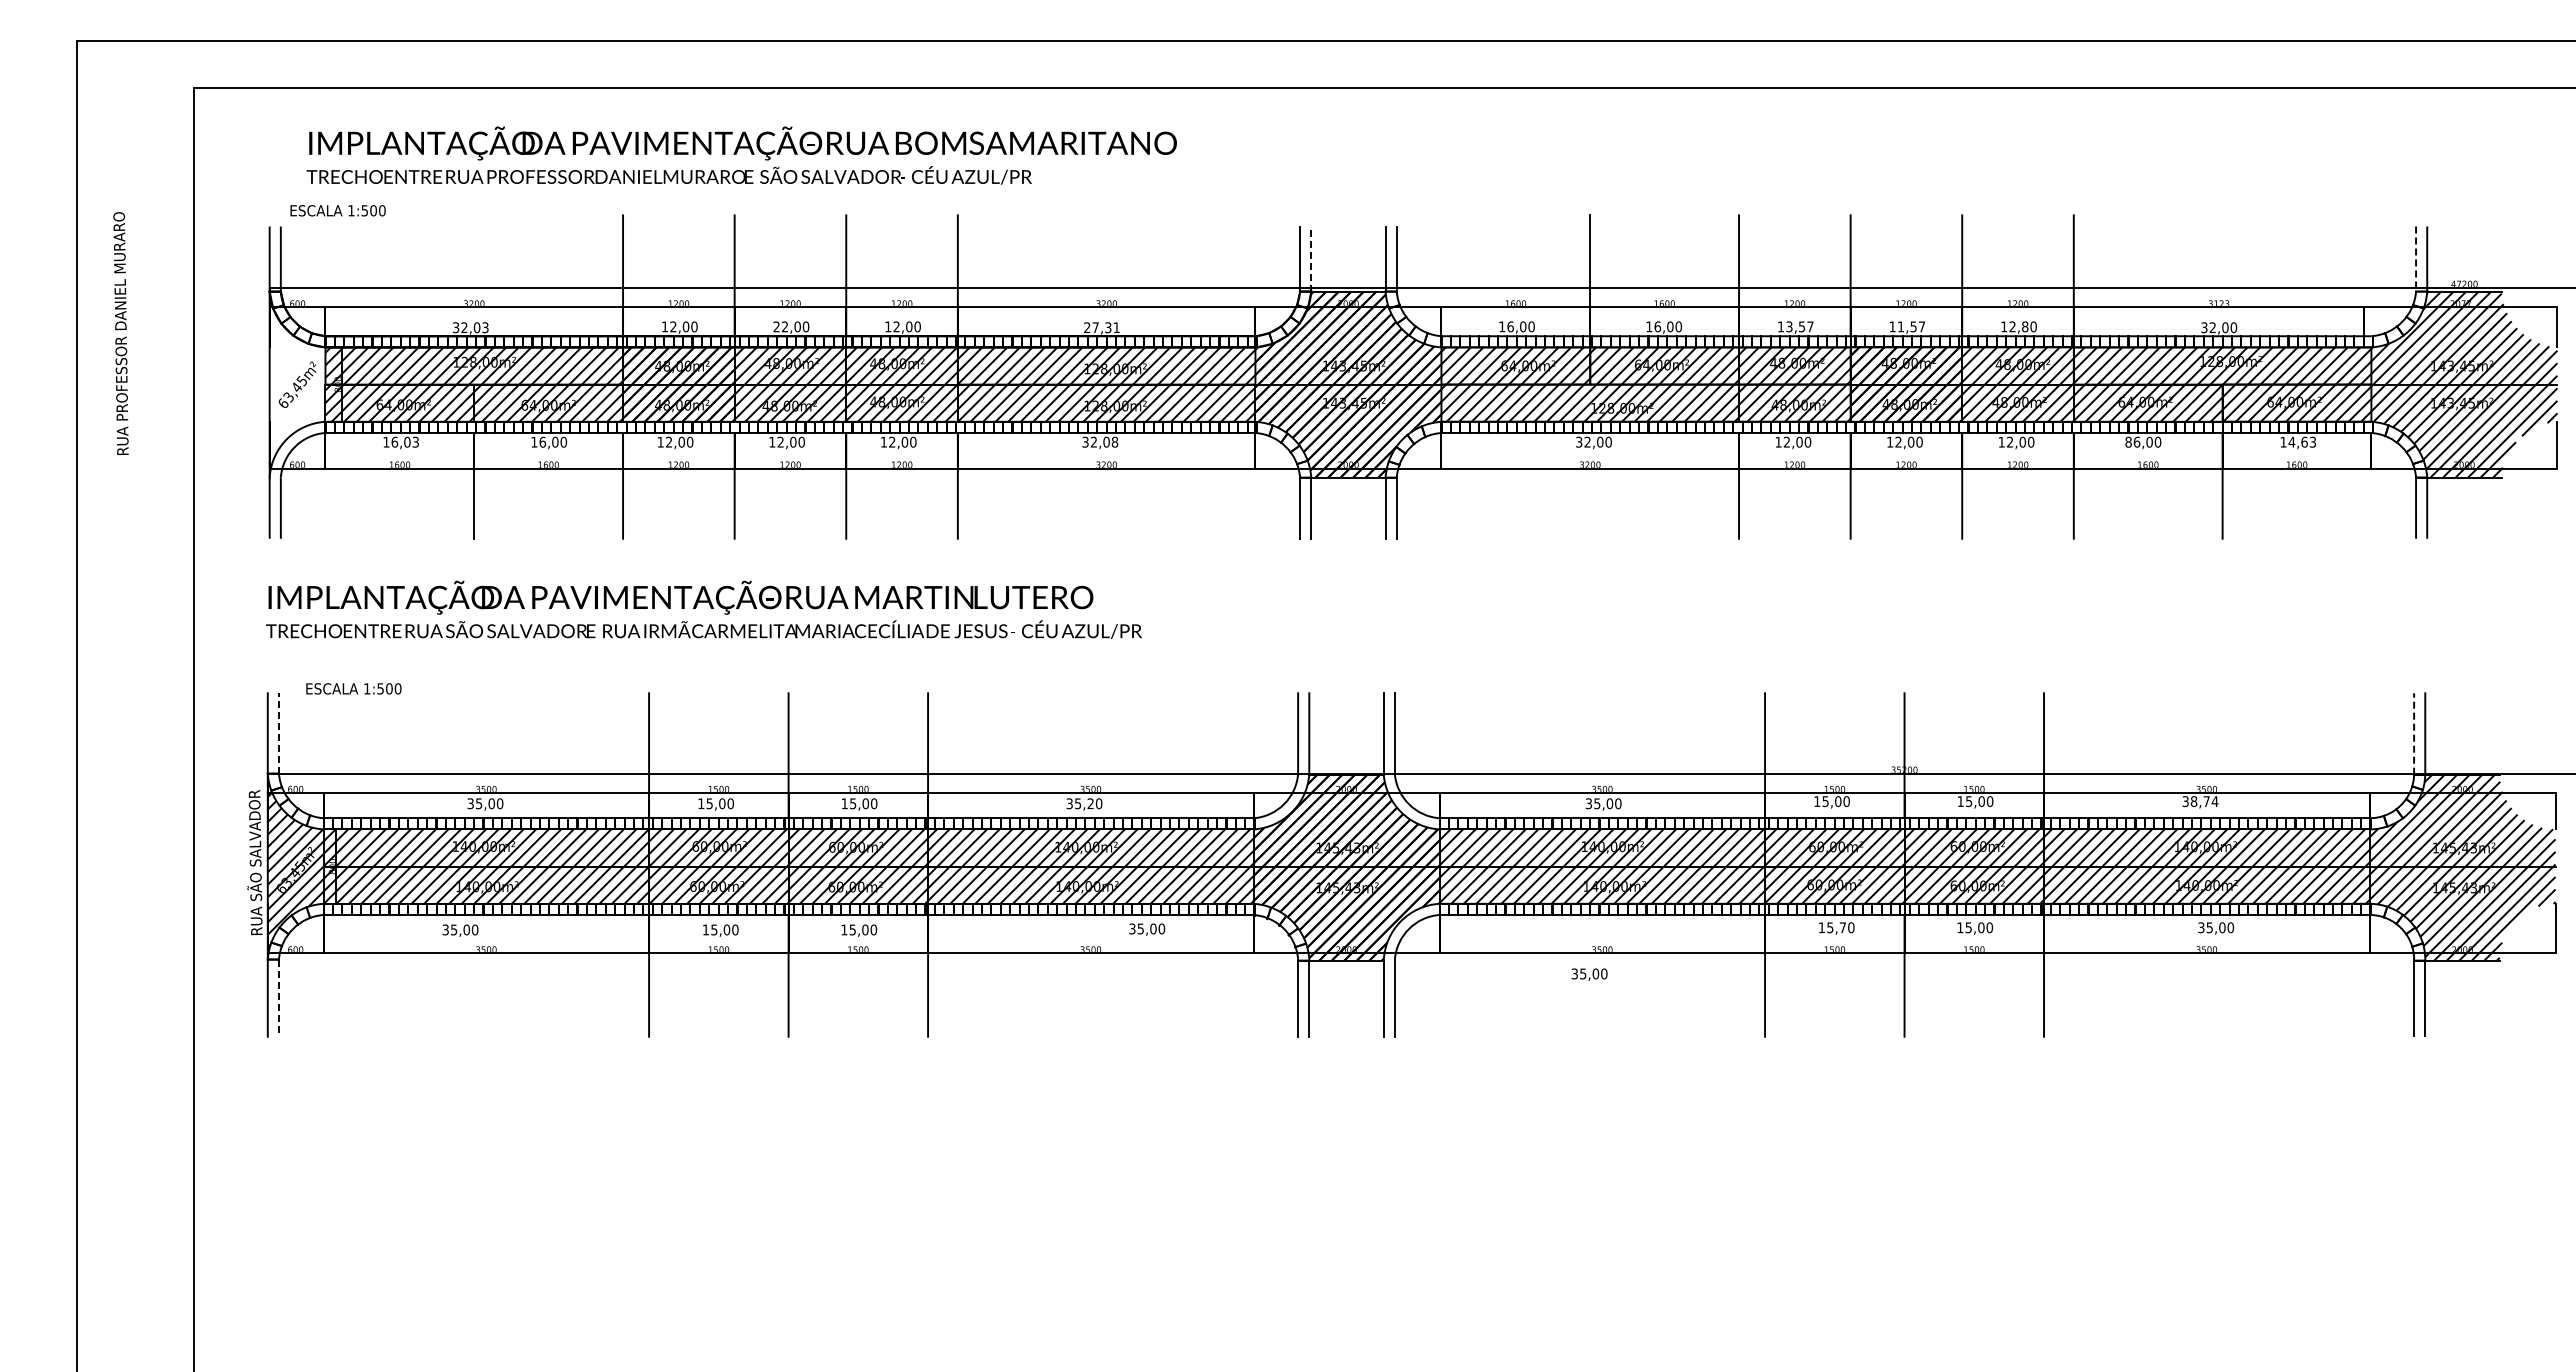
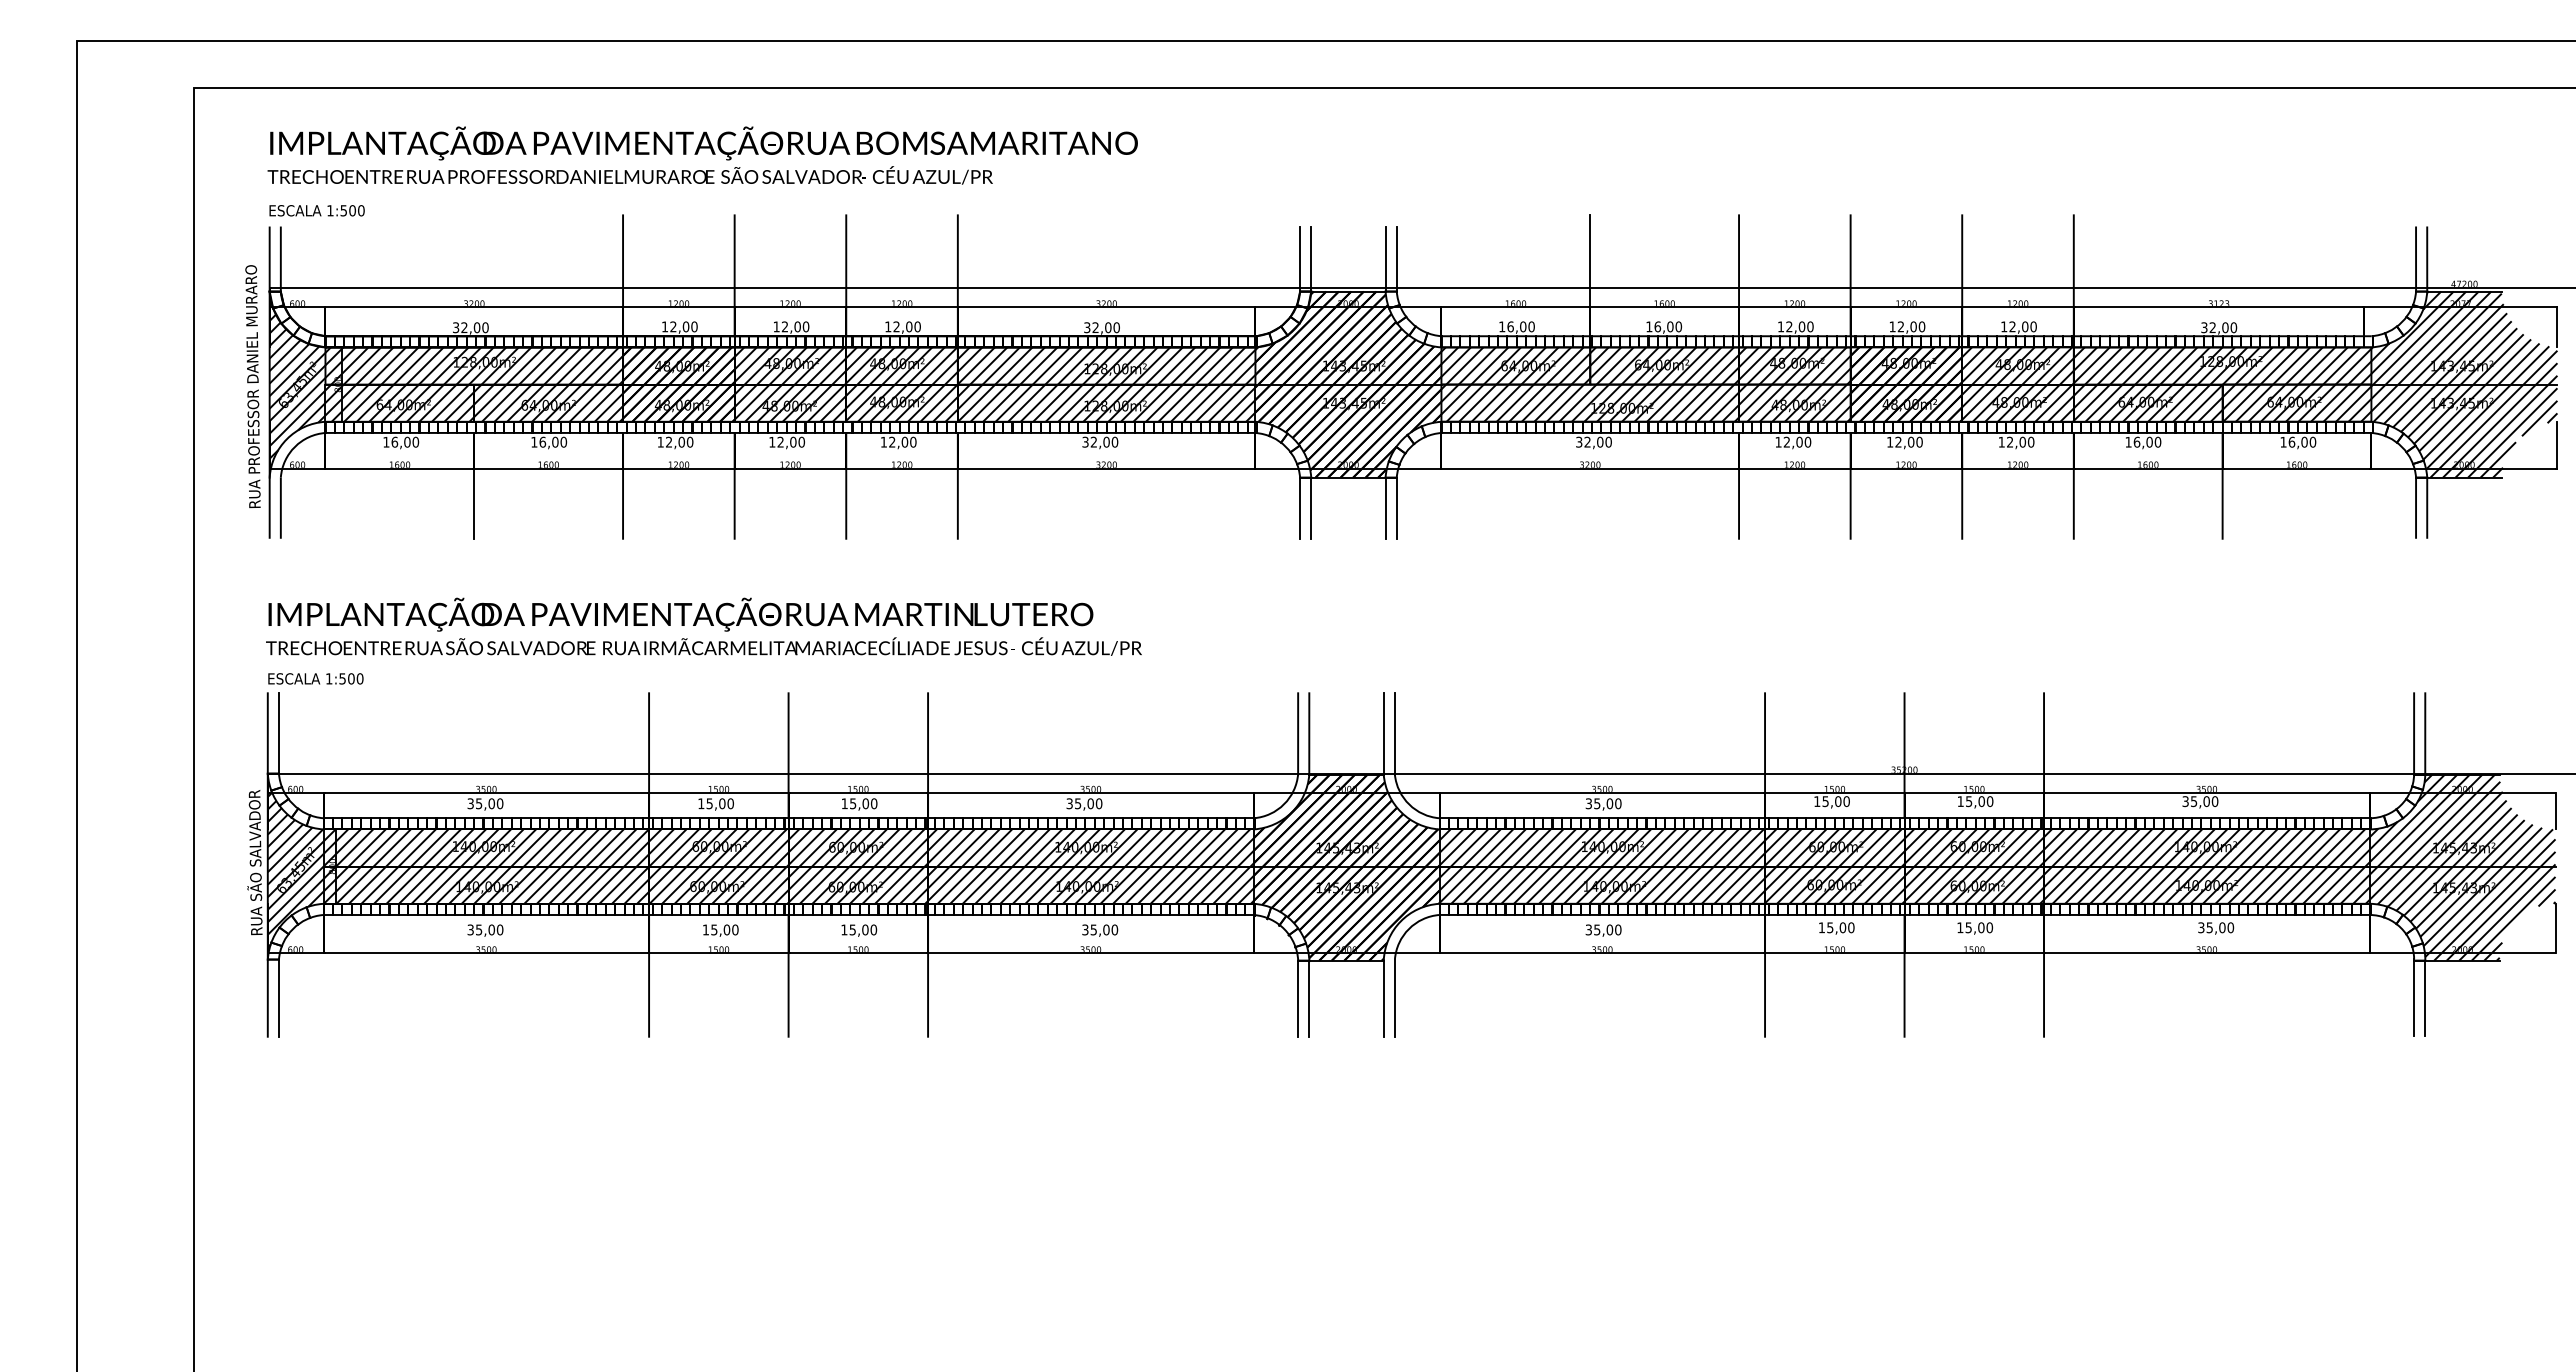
text position: (741, 155) -> (702, 155) (702, 155)
text position: (337, 210) -> (316, 210) (316, 210)
line: dashed -> solid (1311, 259)
line: dashed -> solid (2416, 259)
text: 22,00 -> 12,00 (776, 326)
text: 13,57 -> 12,00 (1799, 326)
text: 11,57 -> 12,00 (1911, 326)
text: 12,80 -> 12,00 (2025, 326)
text: 32,03 -> 32,00 (485, 327)
text: 27,31 -> 32,00 (1101, 327)
text position: (120, 333) -> (252, 386) (252, 386)
hatch: none -> present (297, 383)
text: 16,03 -> 16,00 (415, 441)
text: 86,00 -> 16,00 (2128, 441)
text: 14,63 -> 16,00 (2302, 441)
text: 32,08 -> 32,00 (1114, 442)
text position: (703, 609) -> (703, 626) (703, 626)
text position: (353, 688) -> (315, 678) (315, 678)
line: dashed -> solid (278, 732)
line: dashed -> solid (2414, 734)
text: 38,74 -> 35,00 (2204, 801)
text: 35,20 -> 35,00 (1090, 803)
text: 15,70 -> 15,00 (1842, 927)
text position: (1147, 929) -> (1100, 930) (1100, 930)
text position: (460, 930) -> (485, 930) (485, 930)
text position: (1589, 974) -> (1603, 930) (1603, 930)
line: dashed -> solid (278, 998)
